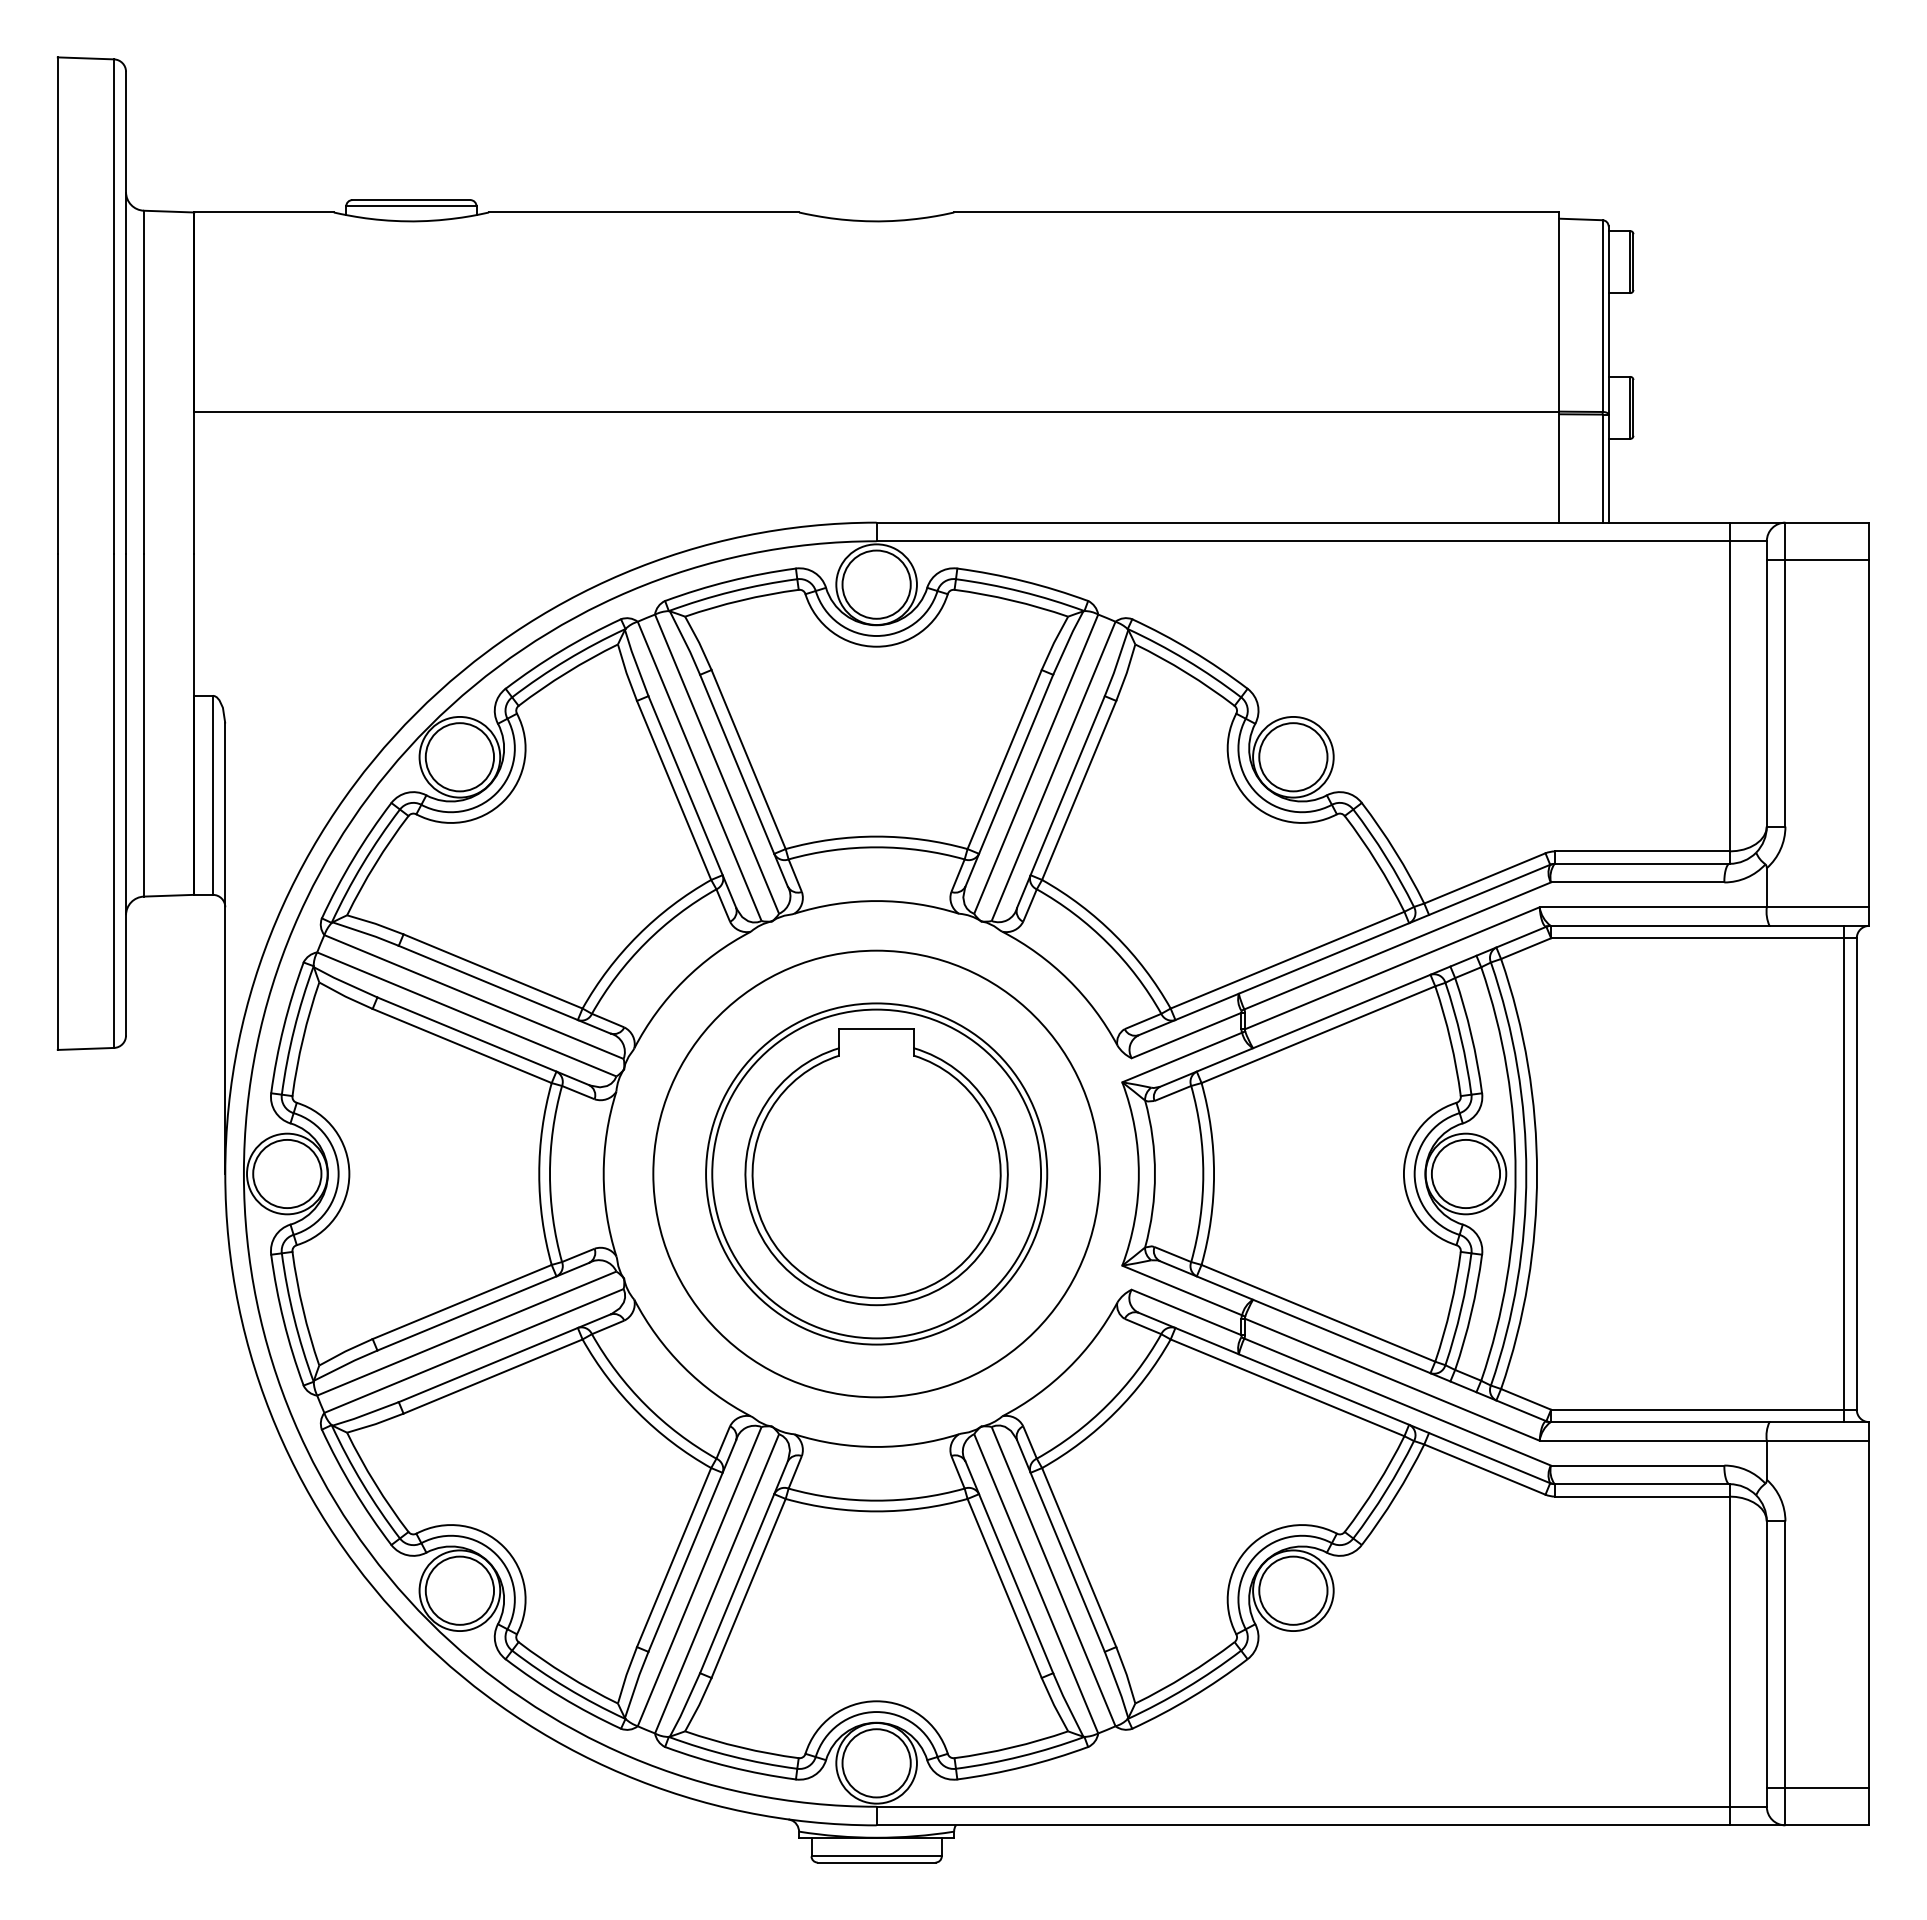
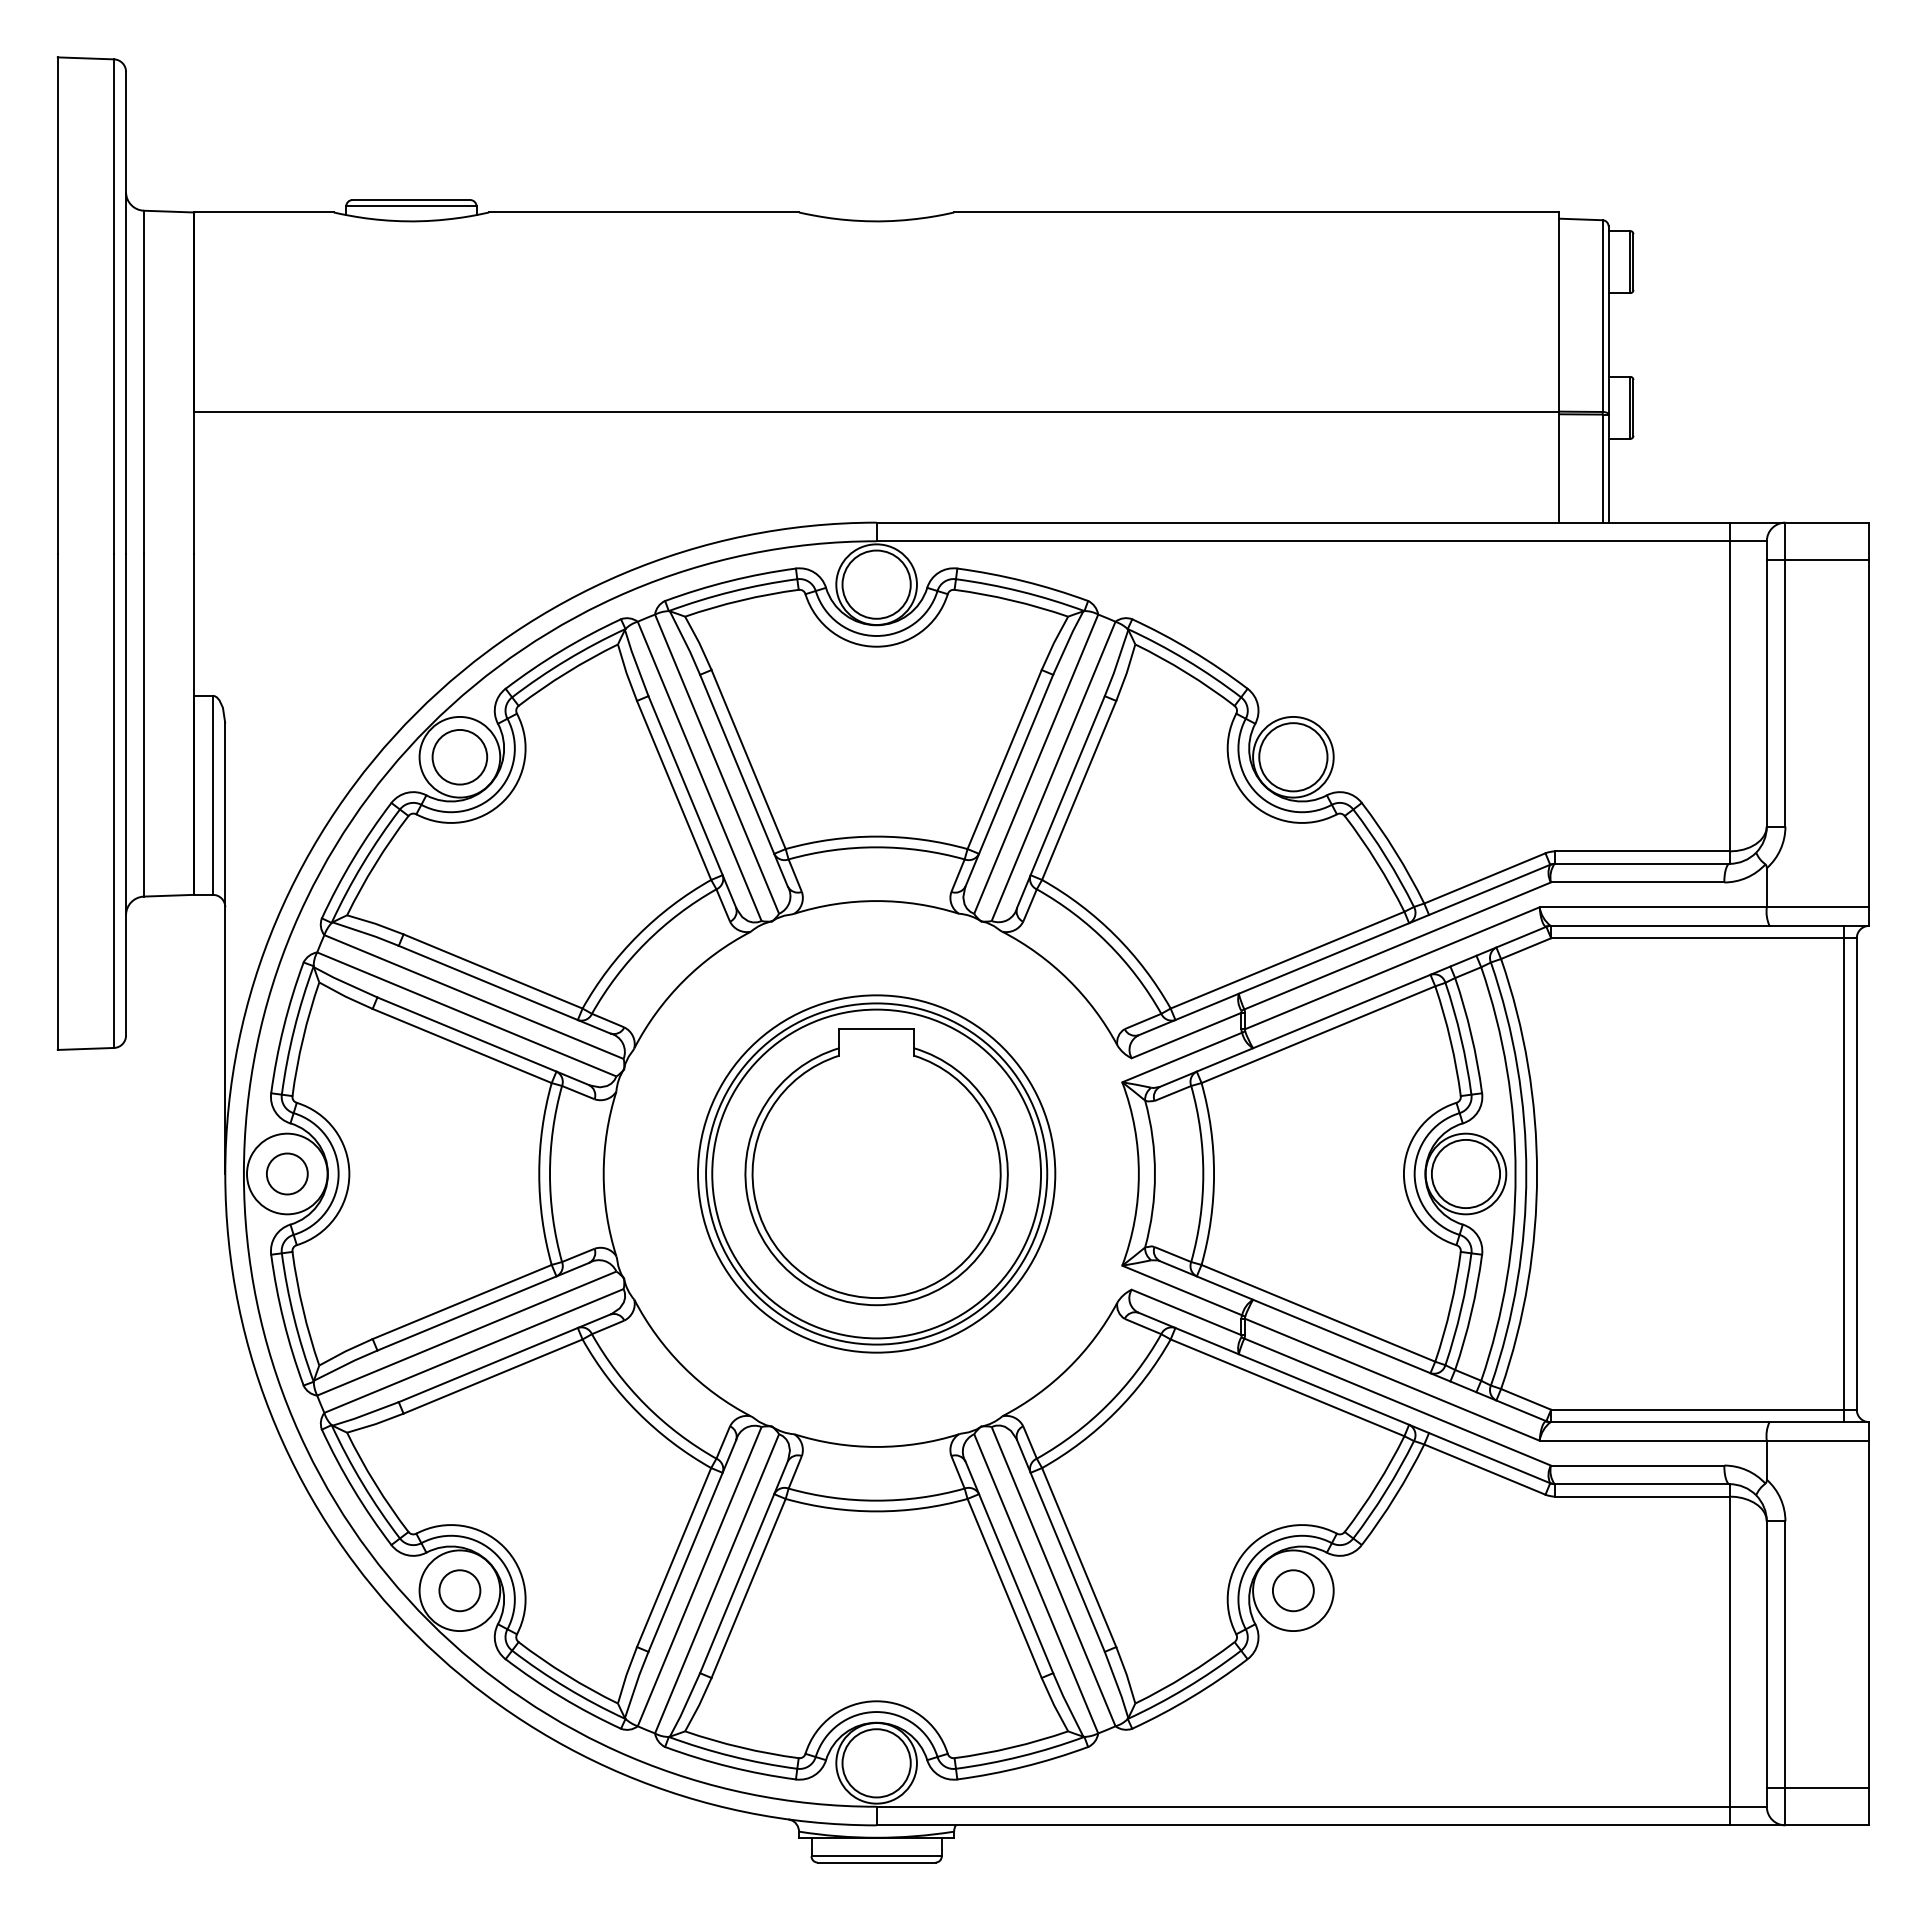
circle diameter: 68 px -> 55 px (459, 756)
circle diameter: 68 px -> 41 px (286, 1173)
circle diameter: 447 px -> 357 px (876, 1173)
circle diameter: 68 px -> 41 px (459, 1590)
circle diameter: 68 px -> 41 px (1292, 1590)
